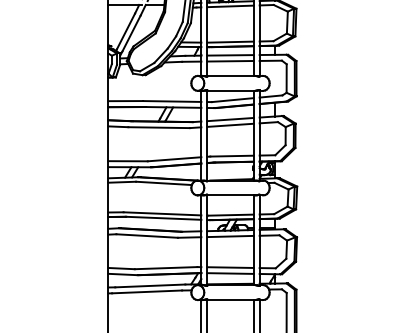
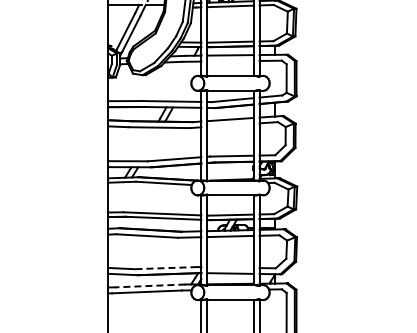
line: present -> none (230, 61)
line: present -> none (230, 124)
line: present -> none (230, 267)
line: solid -> dashed (165, 268)
line: solid -> dashed (149, 285)
